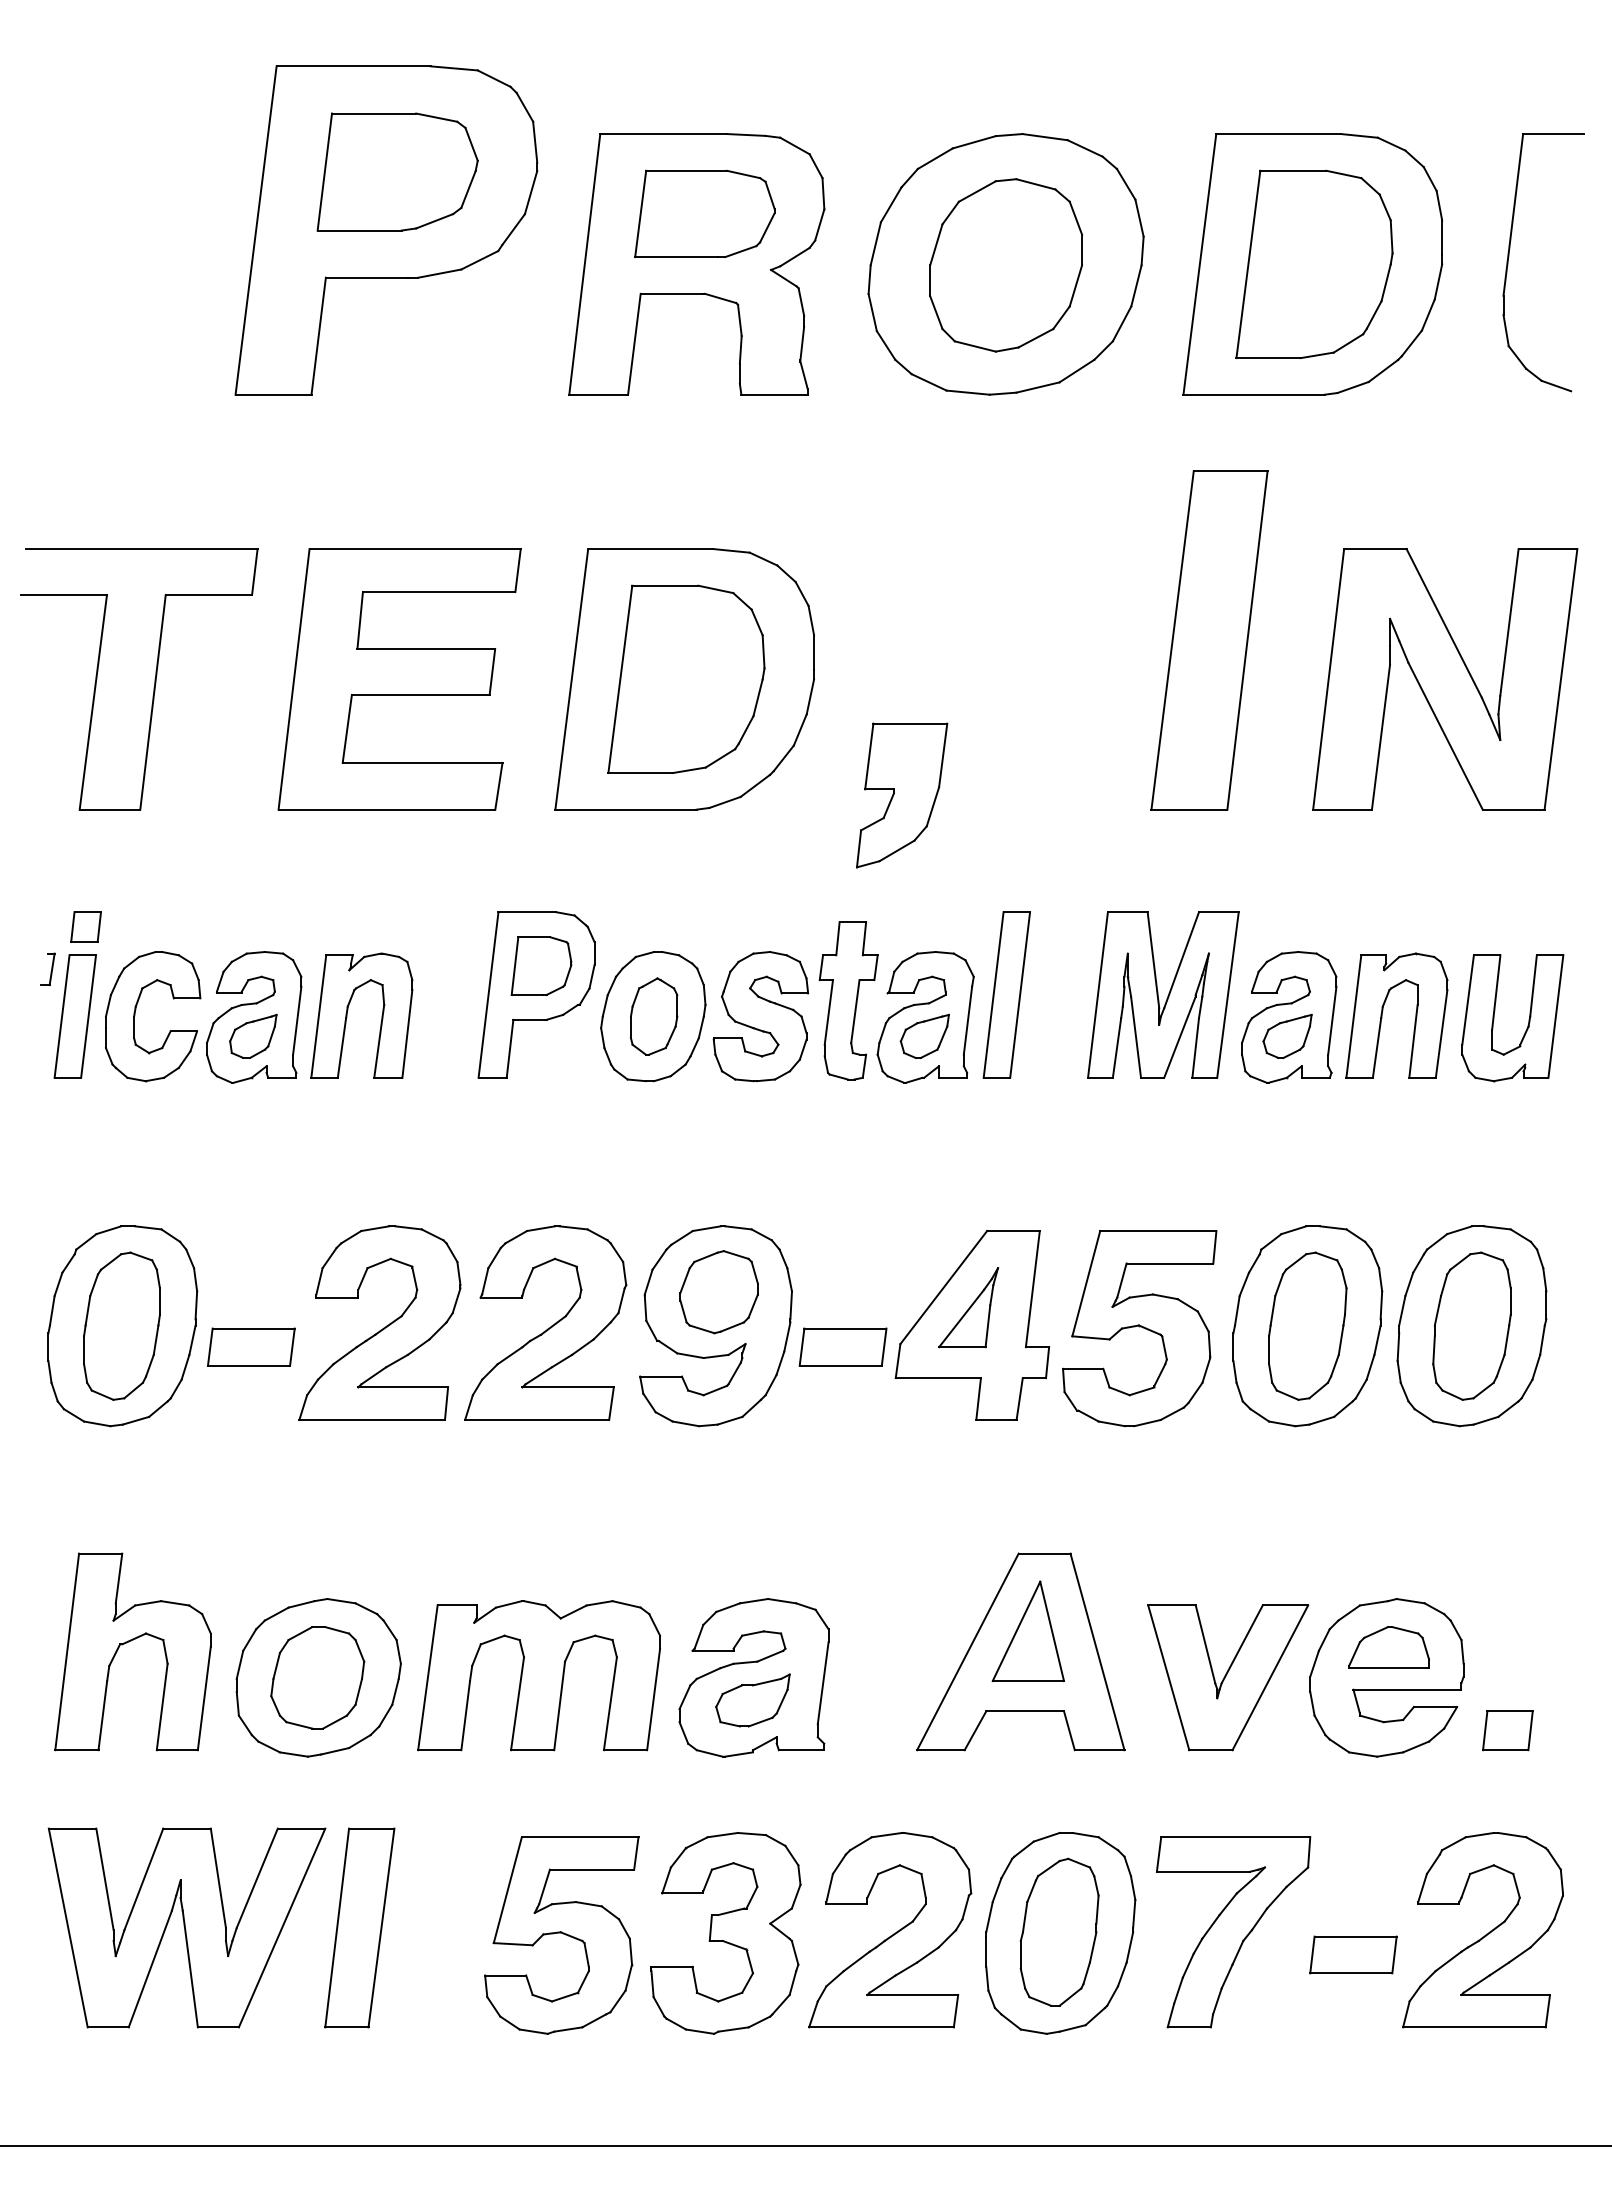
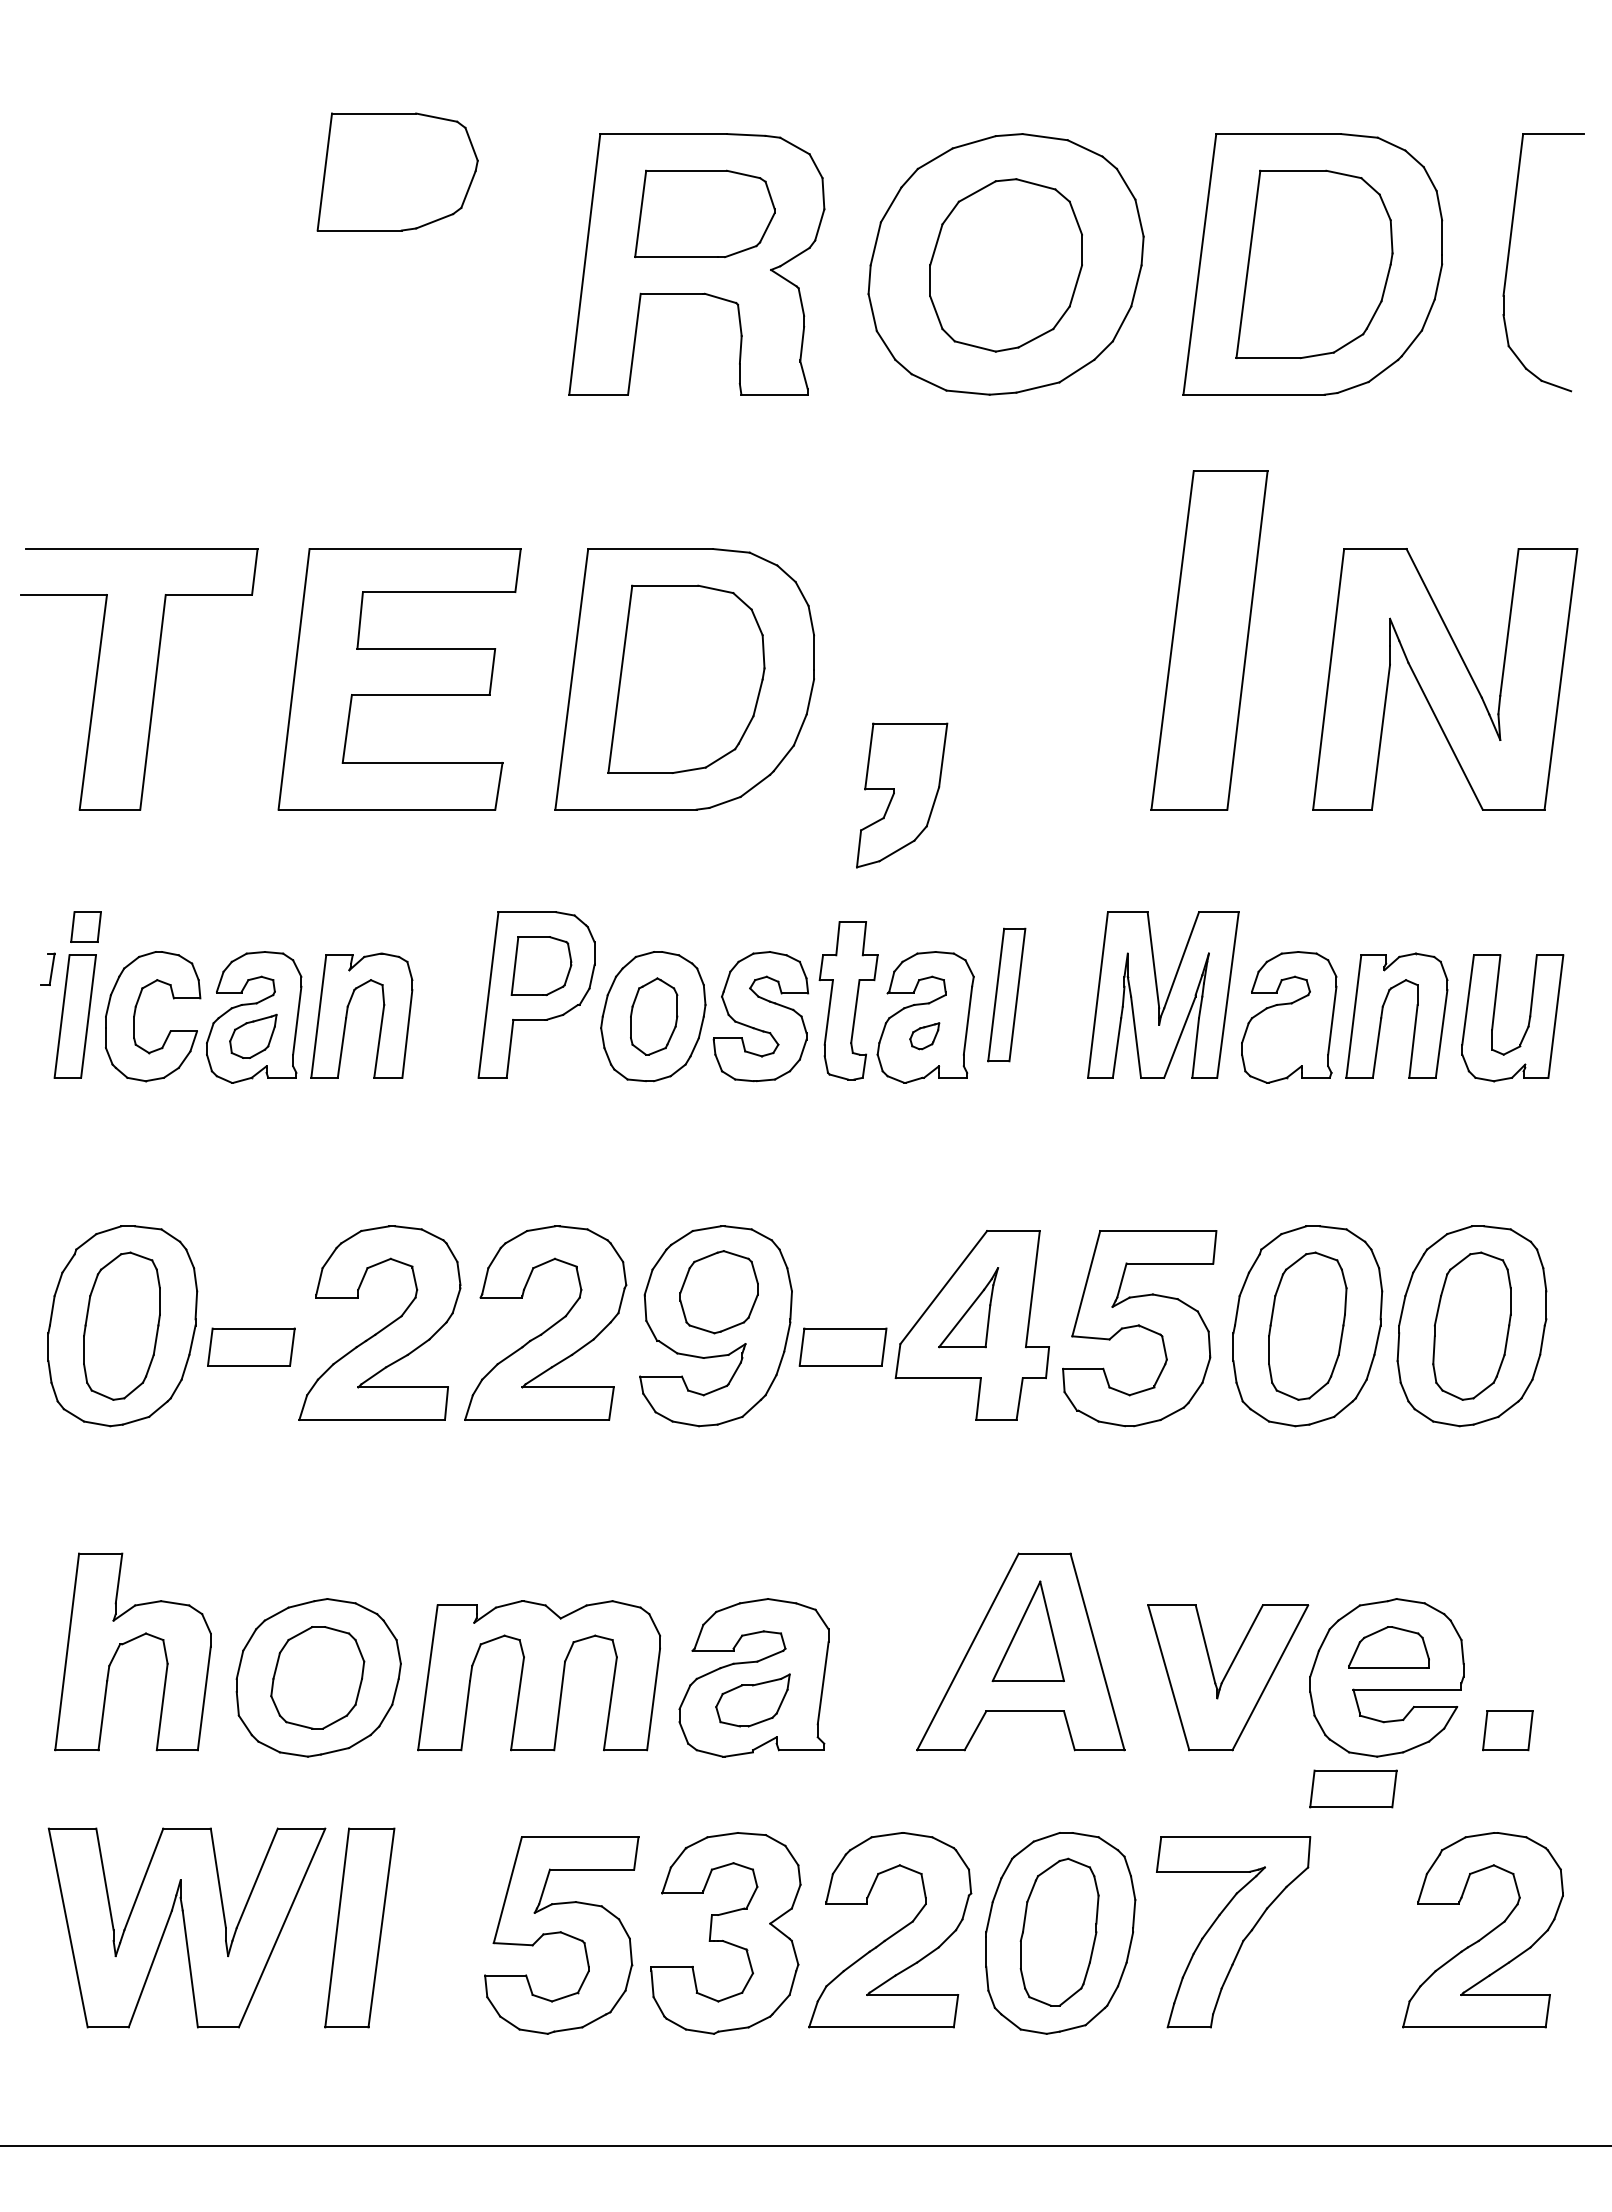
part: present -> none (386, 230)
part size: 49x168 px -> 40x136 px (1006, 994)
part size: 51x46 px -> 32x29 px (924, 1036)
part: present -> none (1287, 1035)
part position: (1353, 1954) -> (1353, 1788) (1353, 1788)
